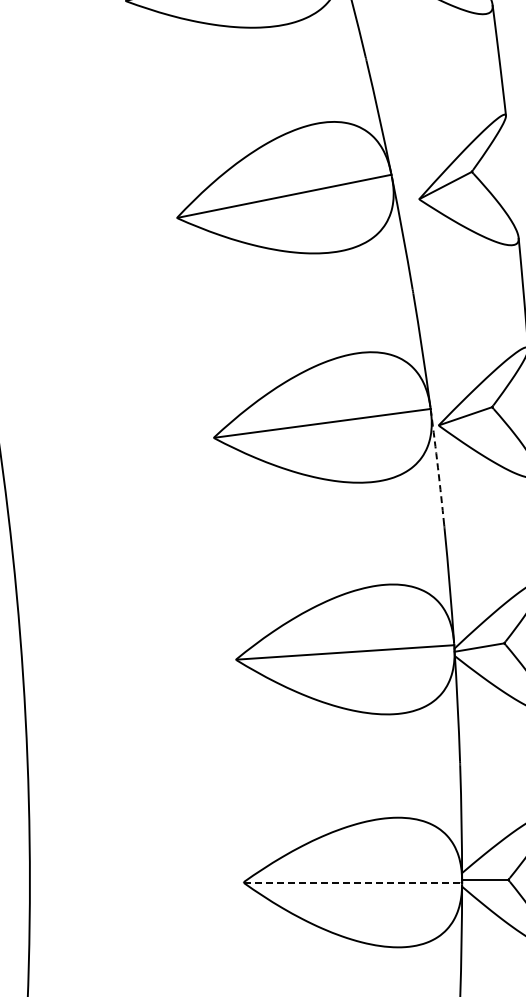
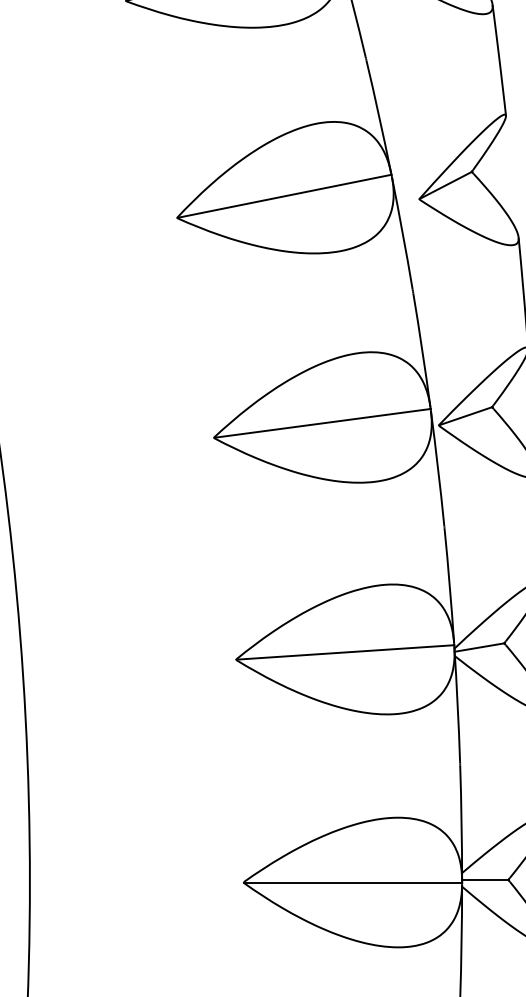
arc: dashed -> solid (438, 467)
line: dashed -> solid (352, 882)
